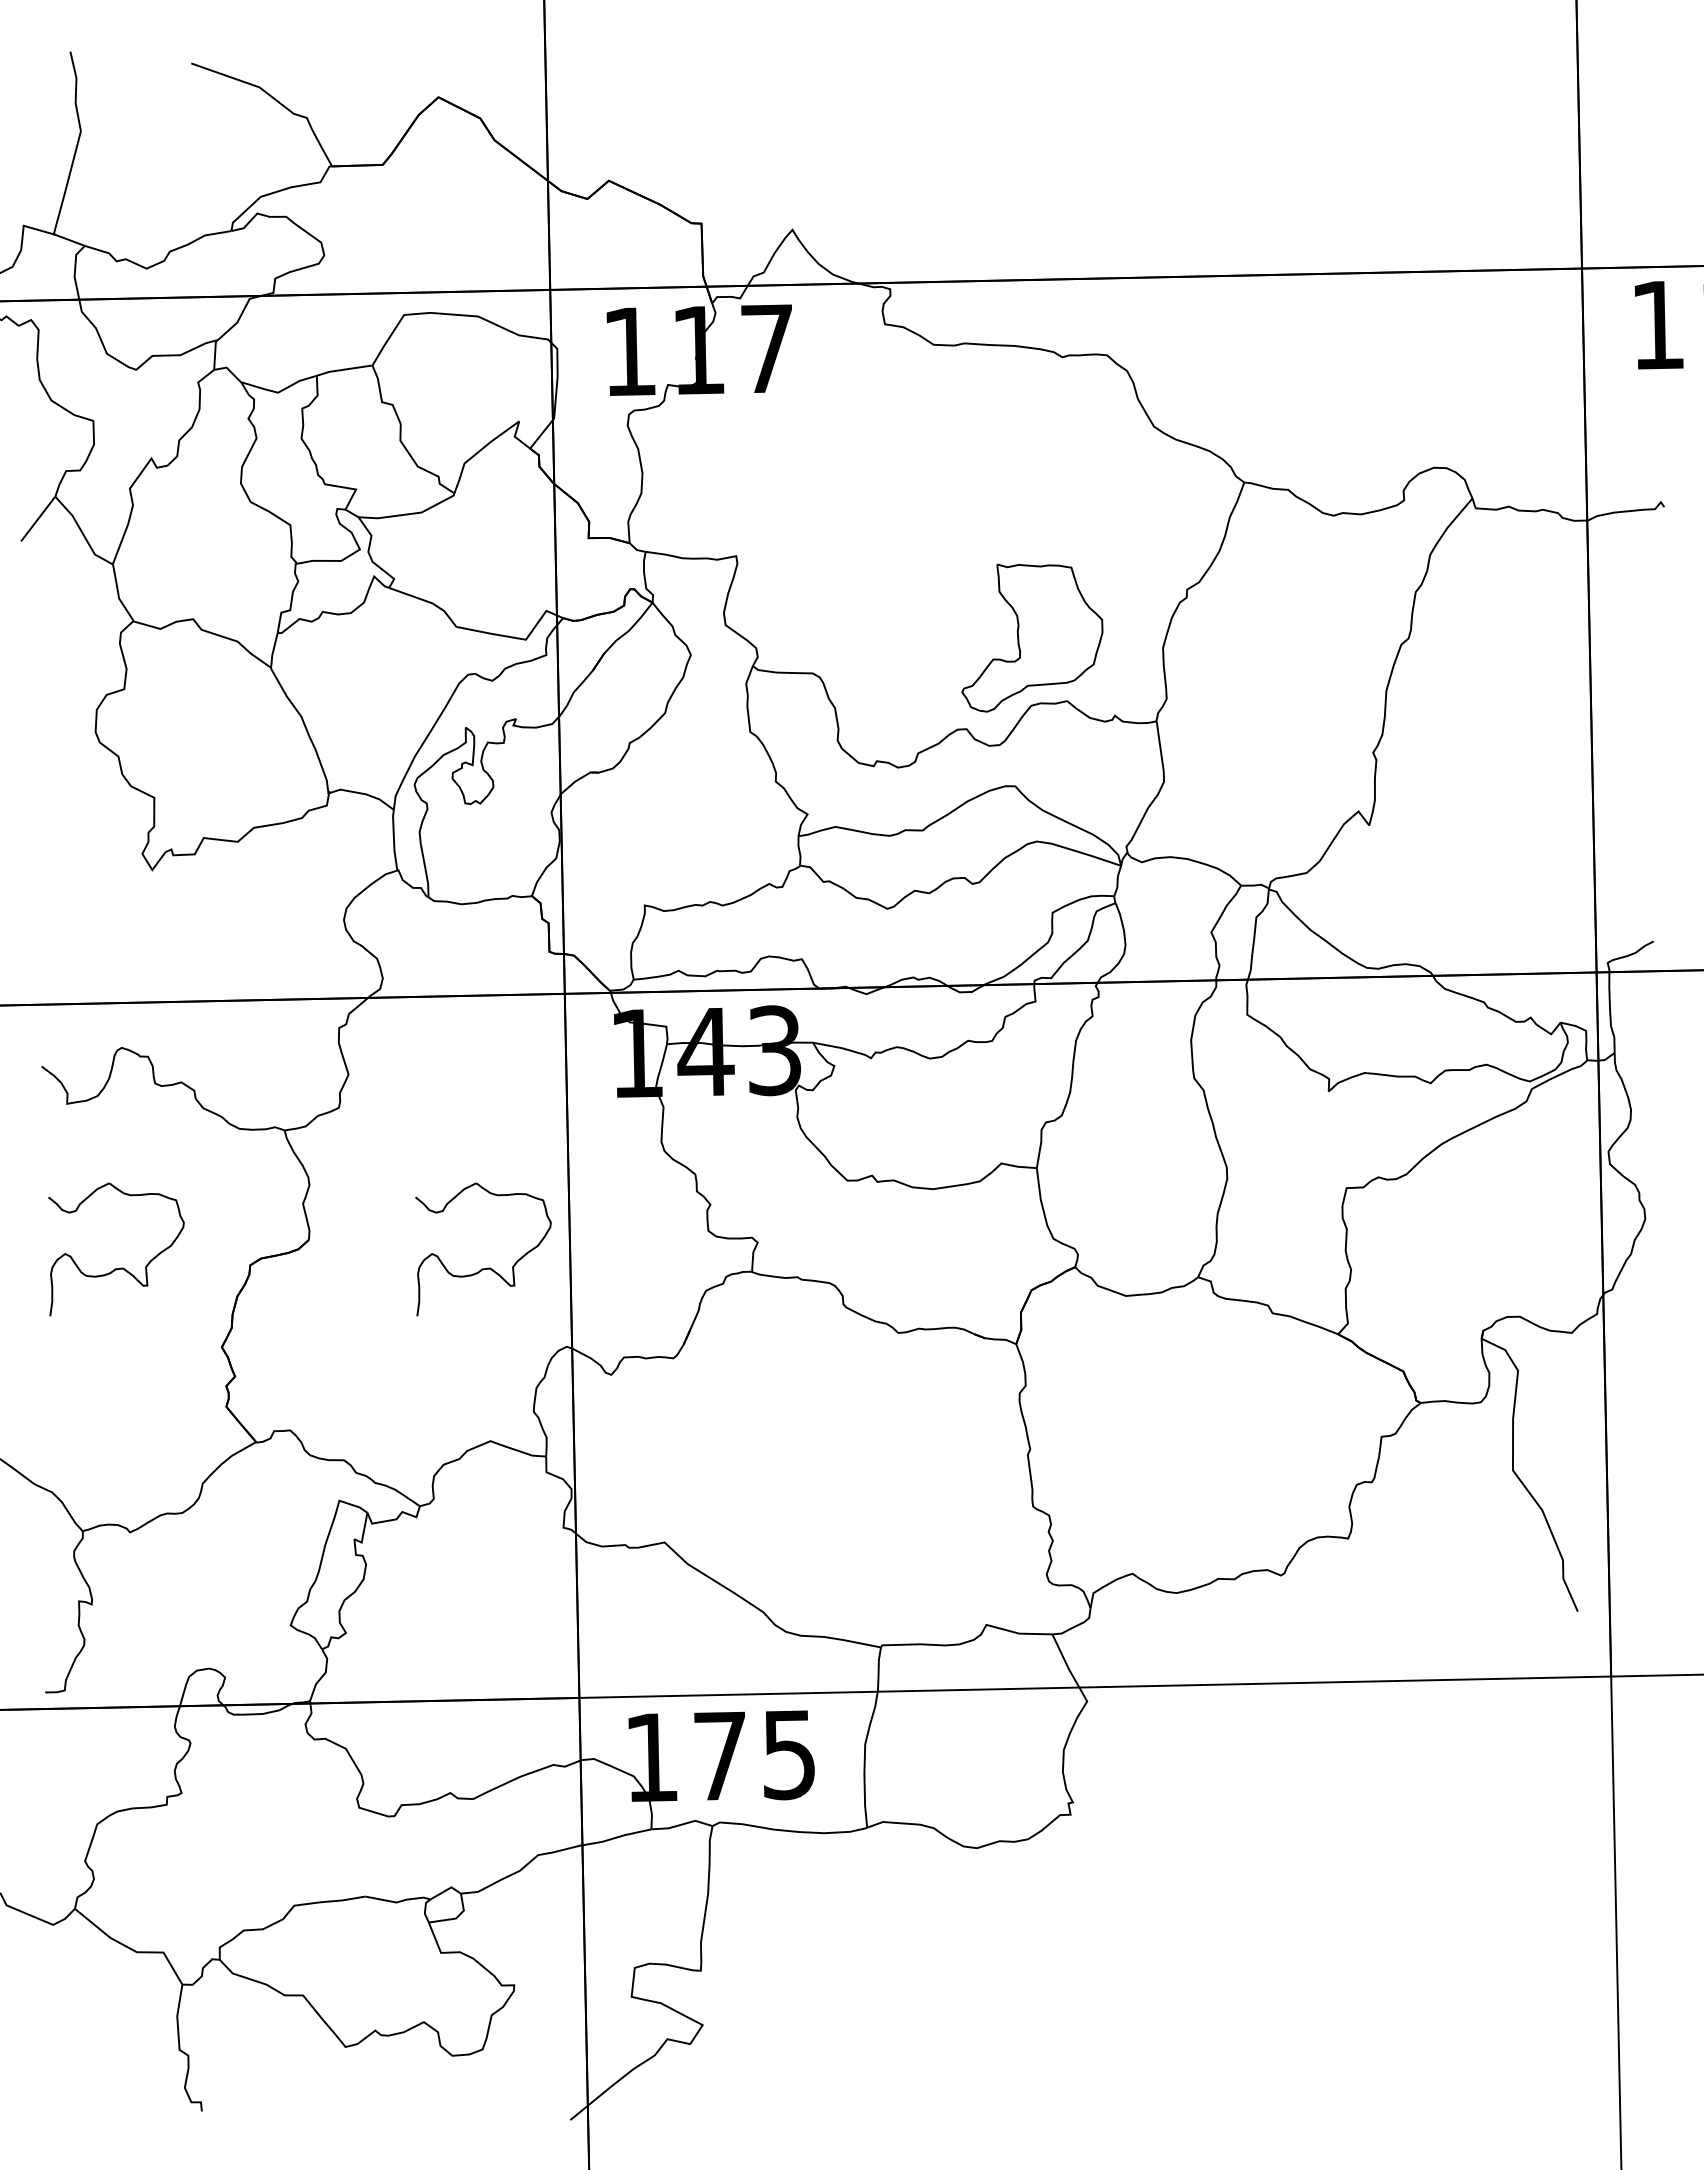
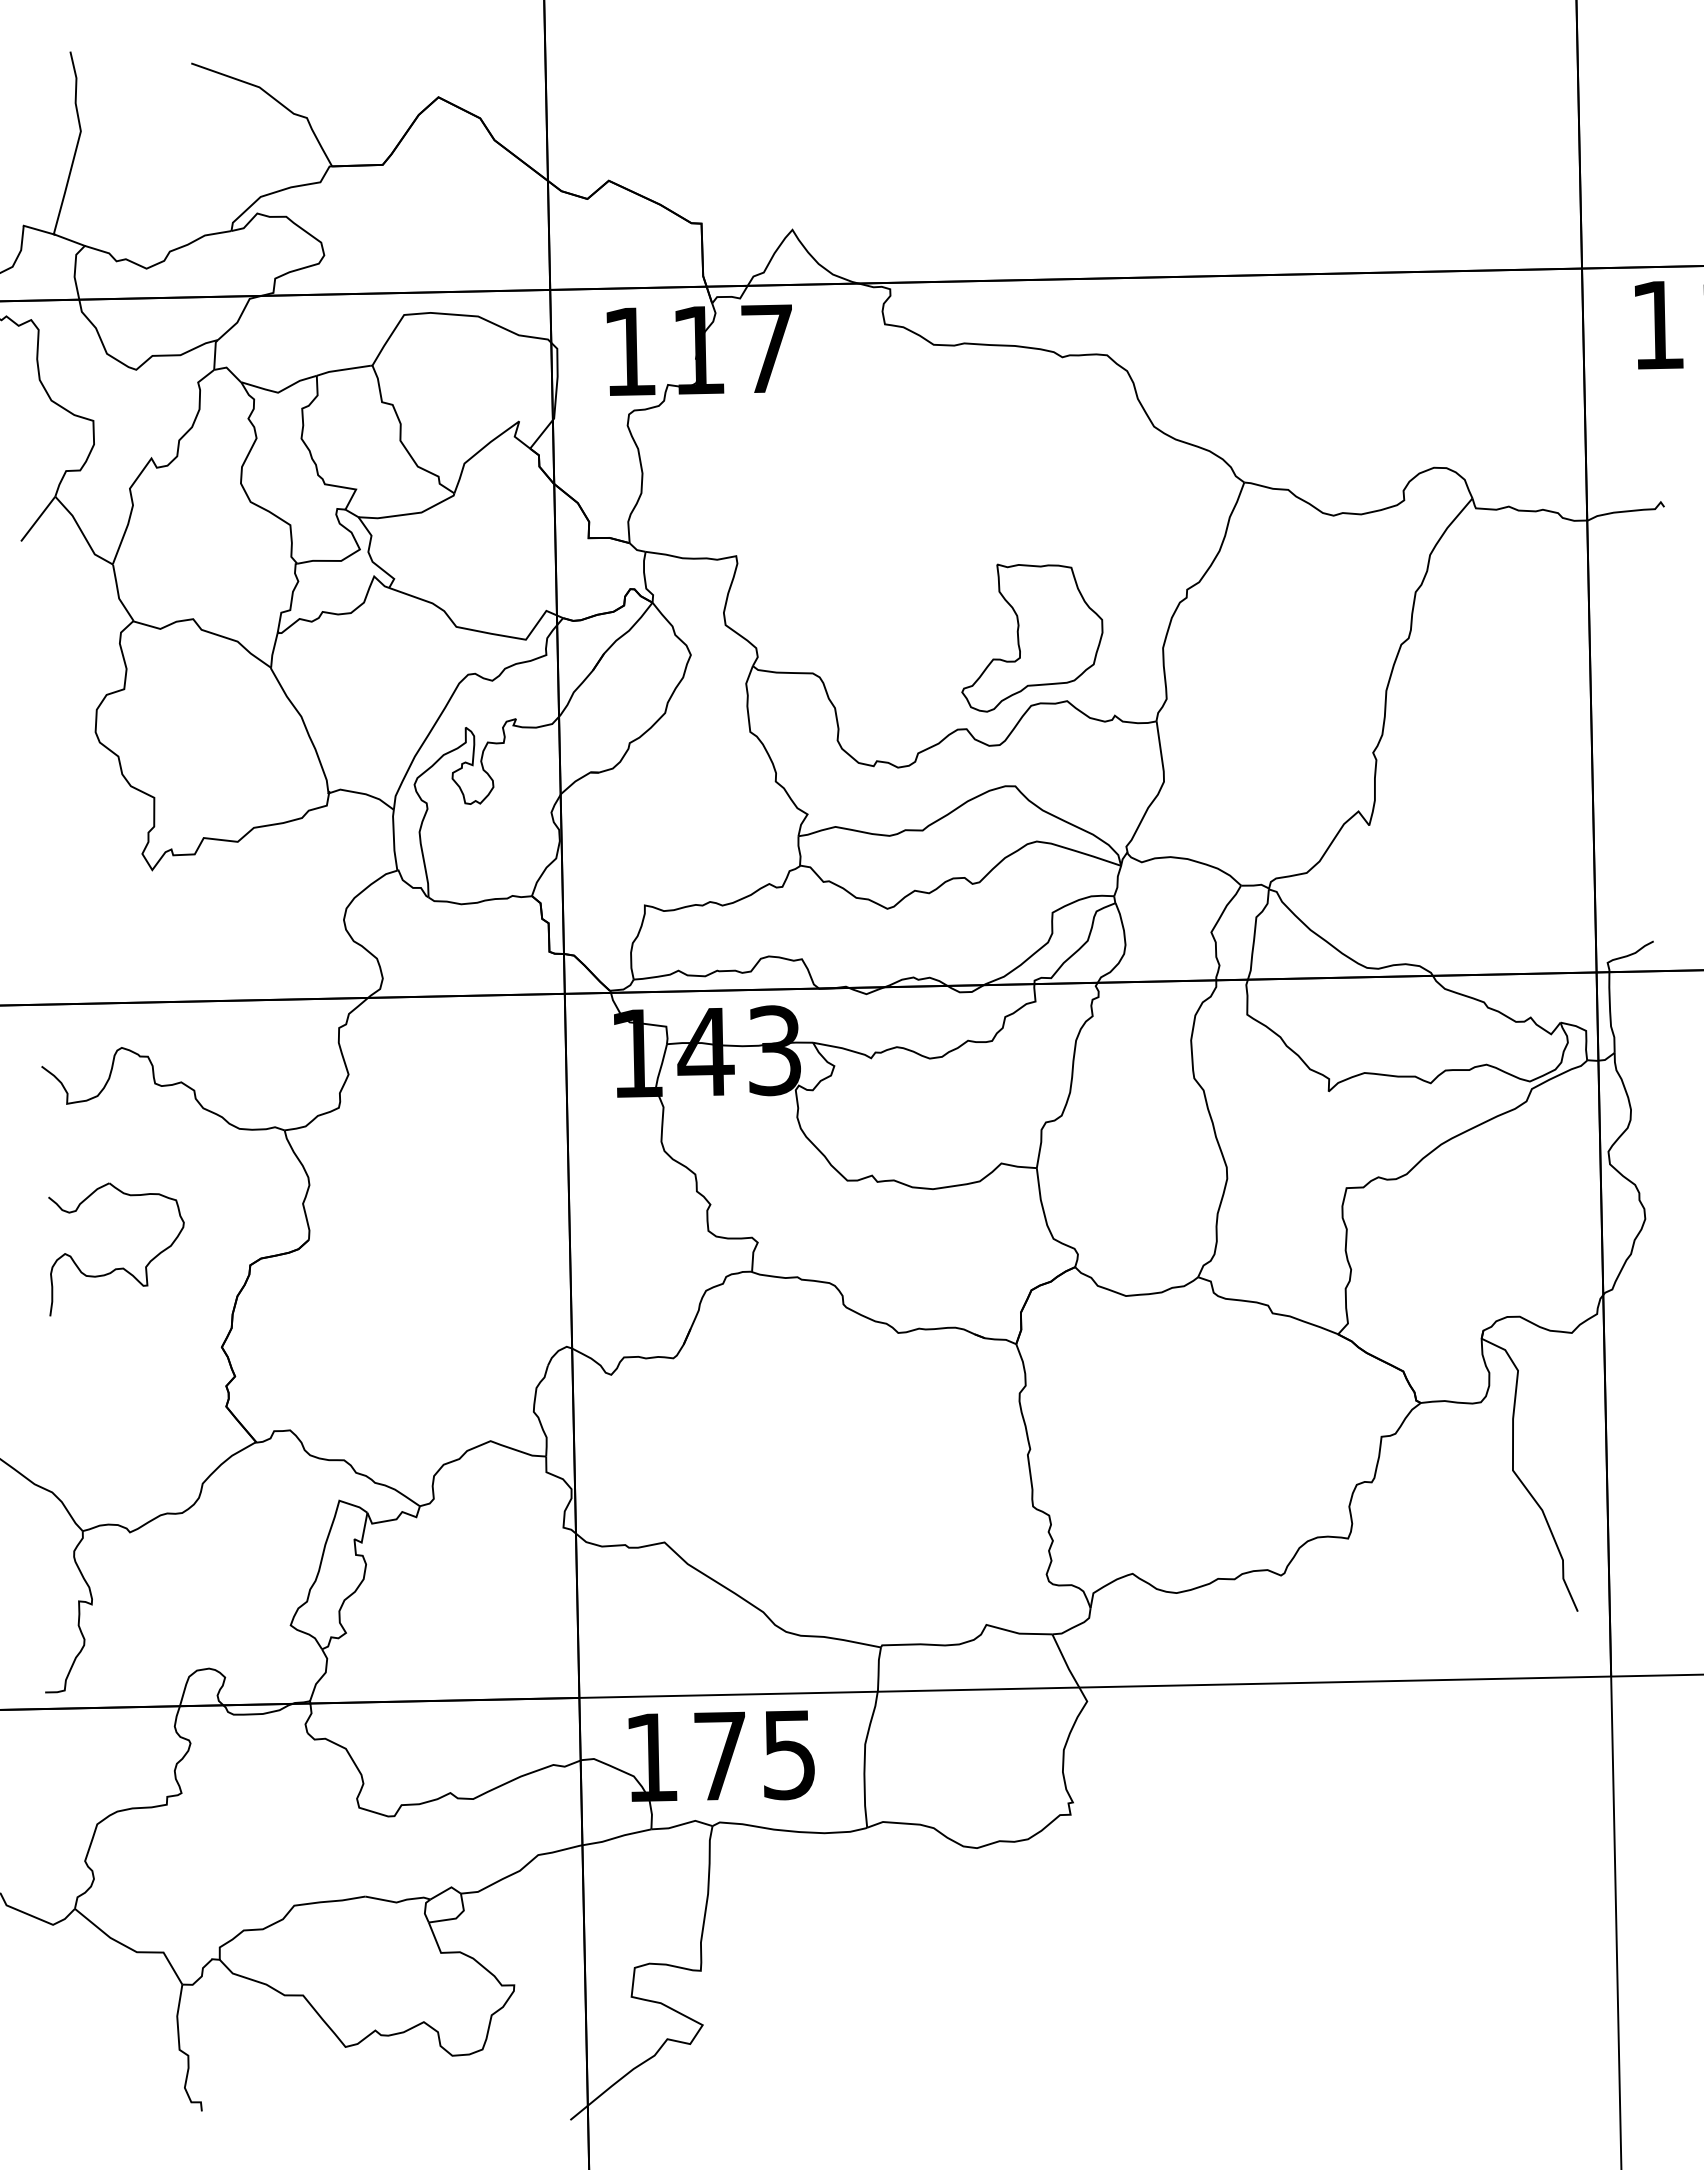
part: present -> none (487, 1267)
